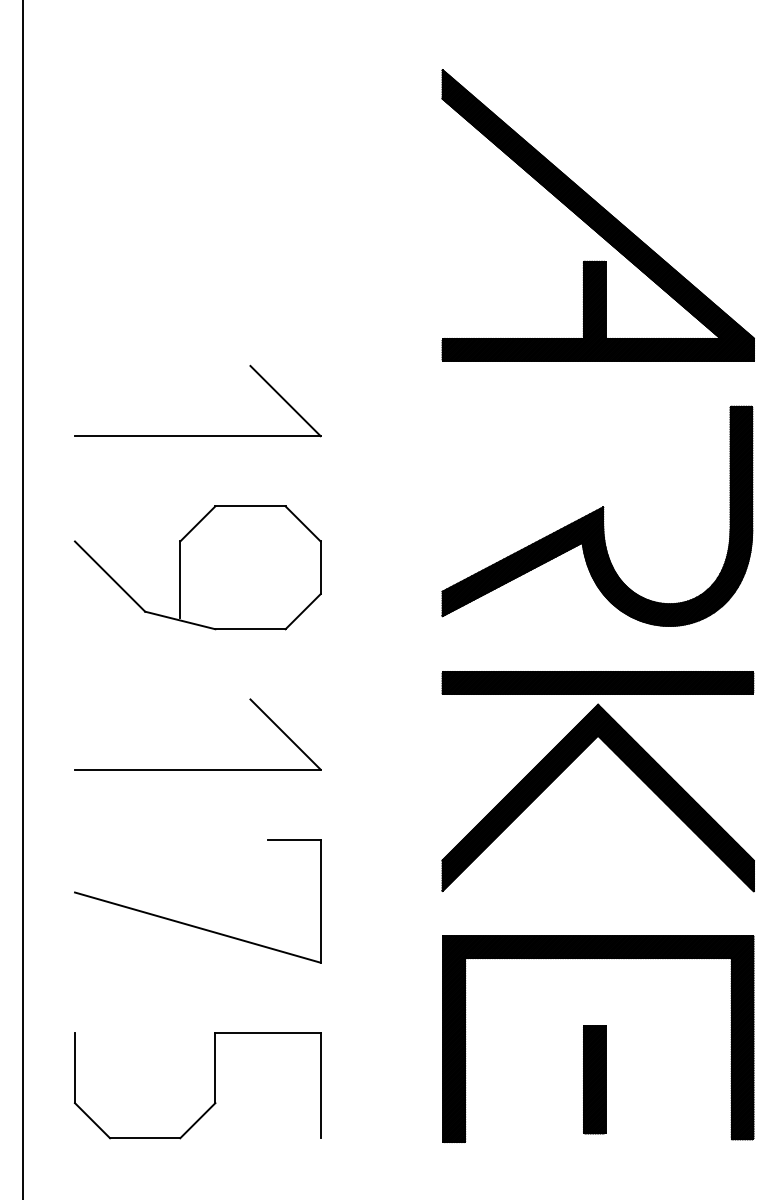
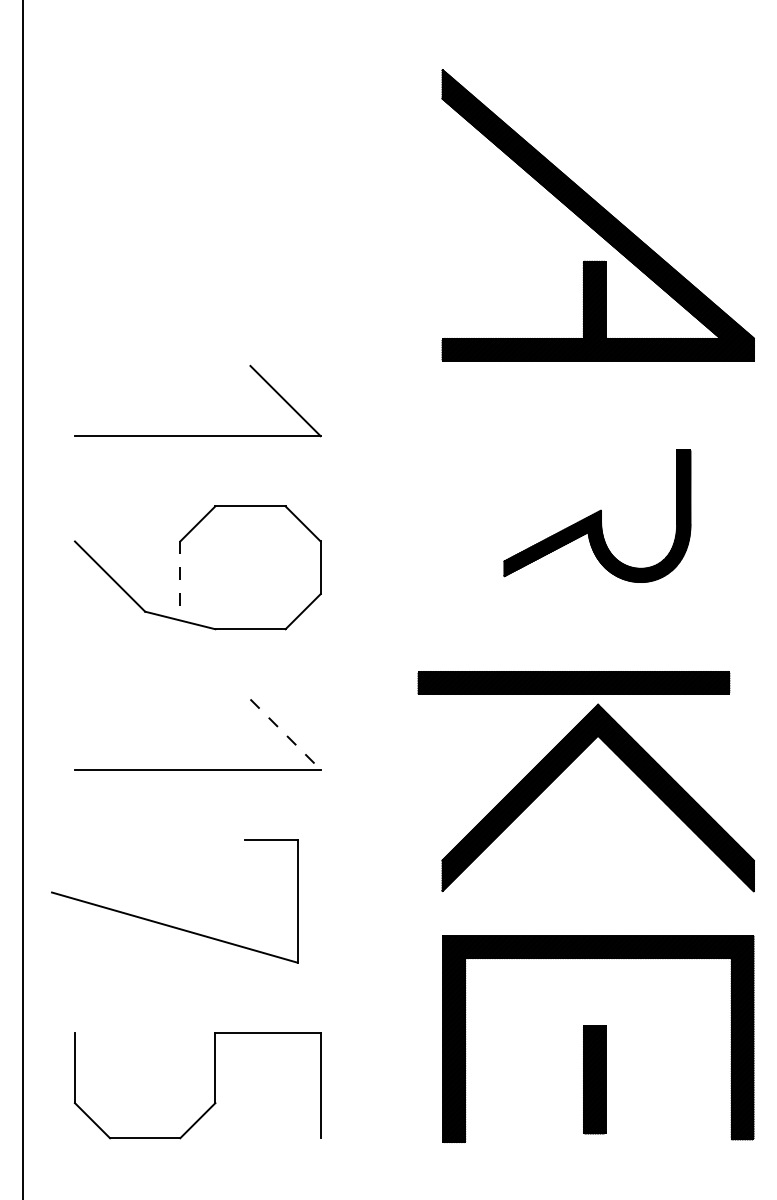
part size: 313x222 px -> 189x134 px (597, 515)
line: solid -> dashed (180, 580)
part position: (597, 682) -> (573, 682) (573, 682)
line: solid -> dashed (285, 734)
part position: (191, 924) -> (168, 924) (168, 924)
